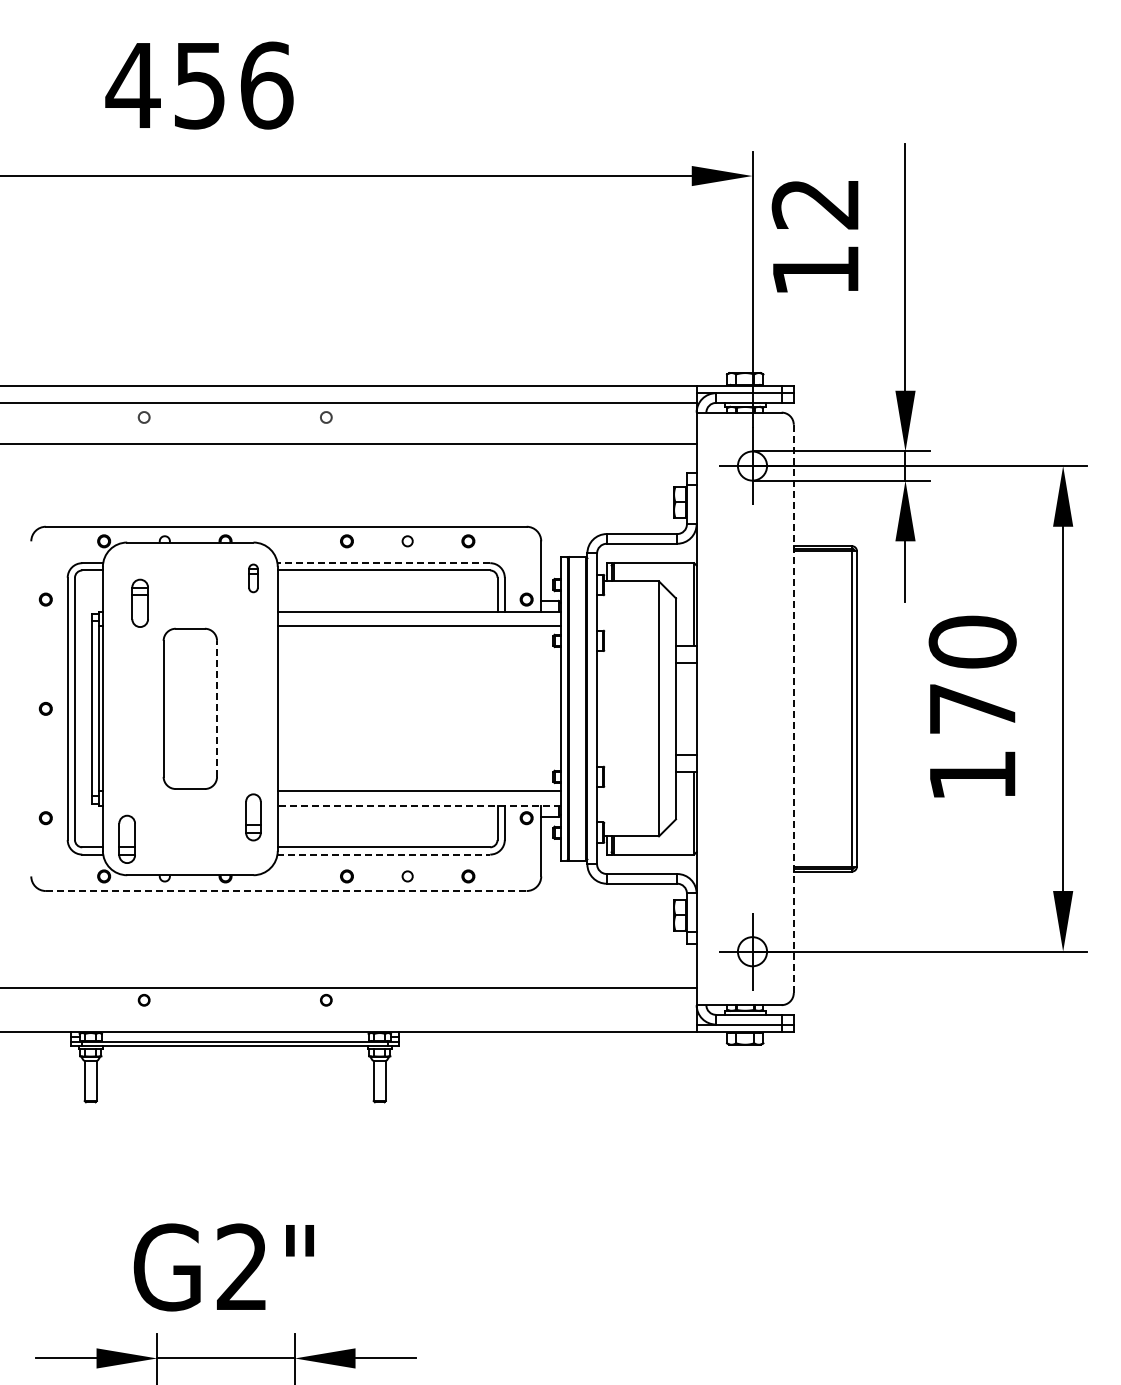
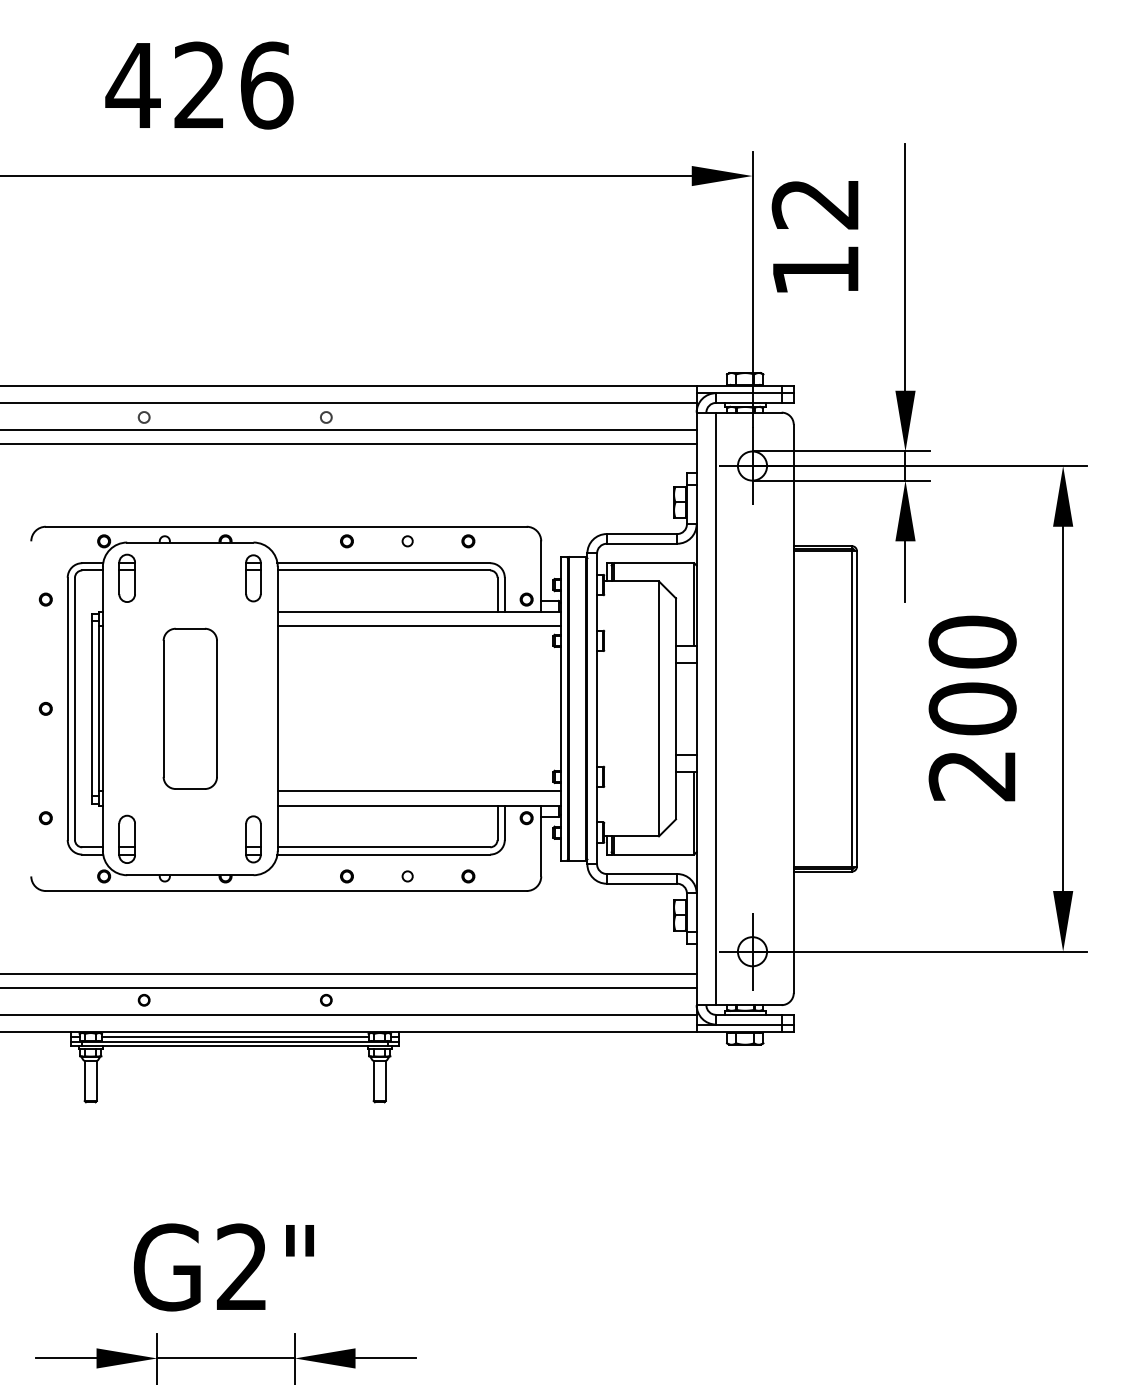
text: 456 -> 426 (199, 85)
line: none -> present (349, 429)
line: dashed -> solid (383, 563)
part size: 11x31 px -> 17x49 px (253, 578)
part position: (139, 602) -> (126, 577) (126, 577)
line: dashed -> solid (217, 708)
line: none -> present (716, 708)
line: dashed -> solid (793, 709)
text: 170 -> 200 (972, 741)
line: dashed -> solid (418, 806)
part position: (253, 817) -> (253, 839) (253, 839)
line: dashed -> solid (384, 854)
line: dashed -> solid (286, 891)
line: none -> present (349, 973)
line: none -> present (349, 1014)
line: none -> present (235, 1036)
